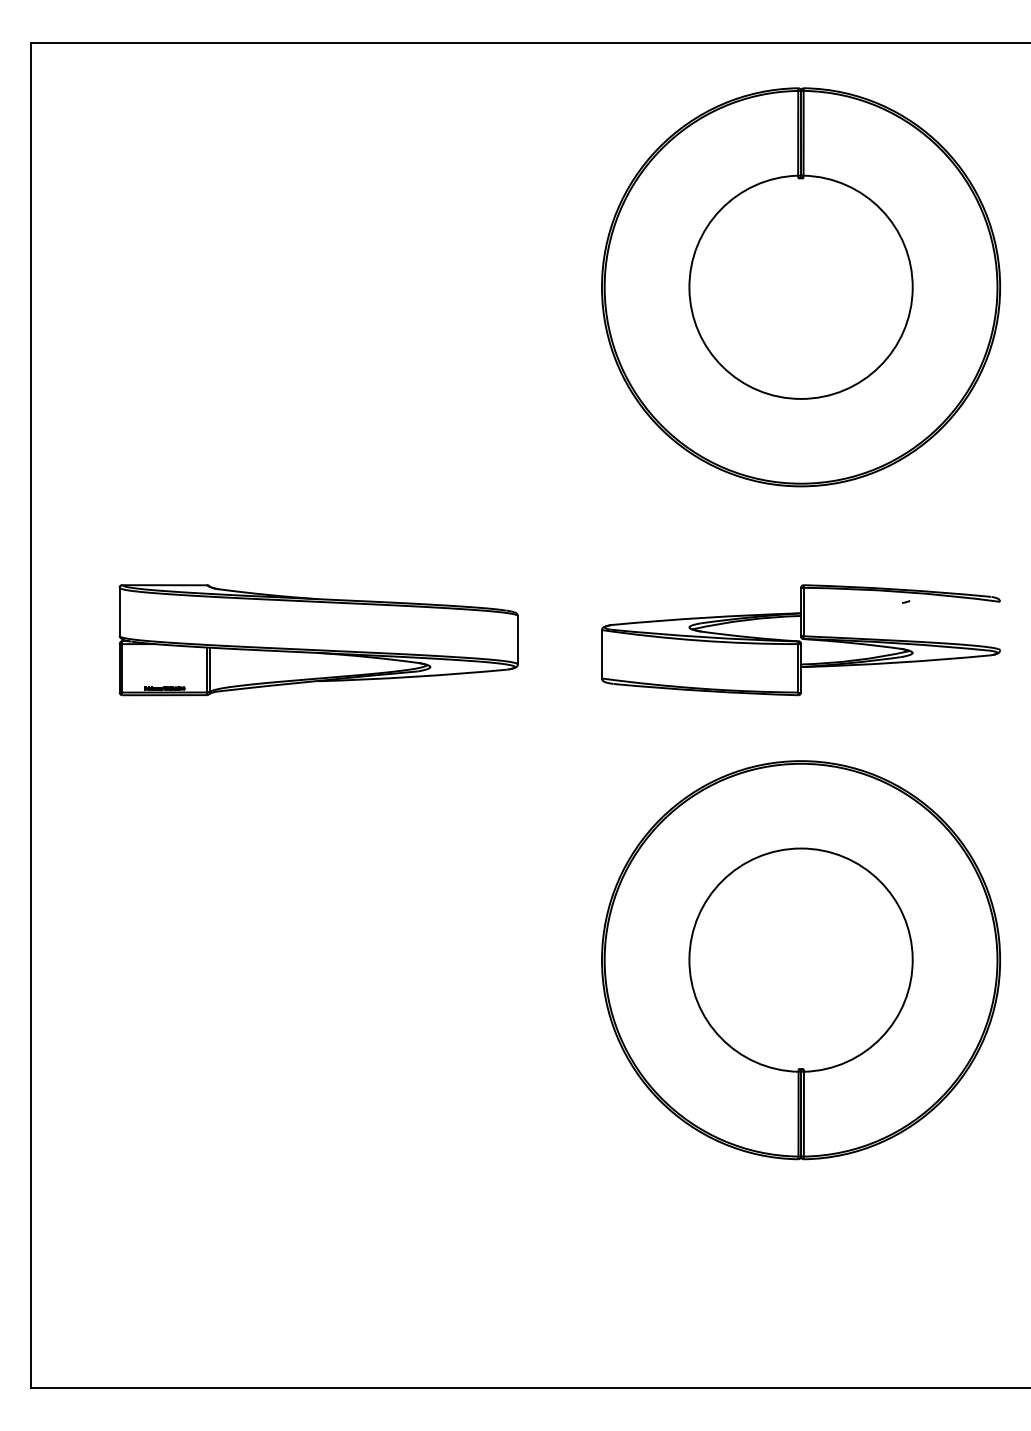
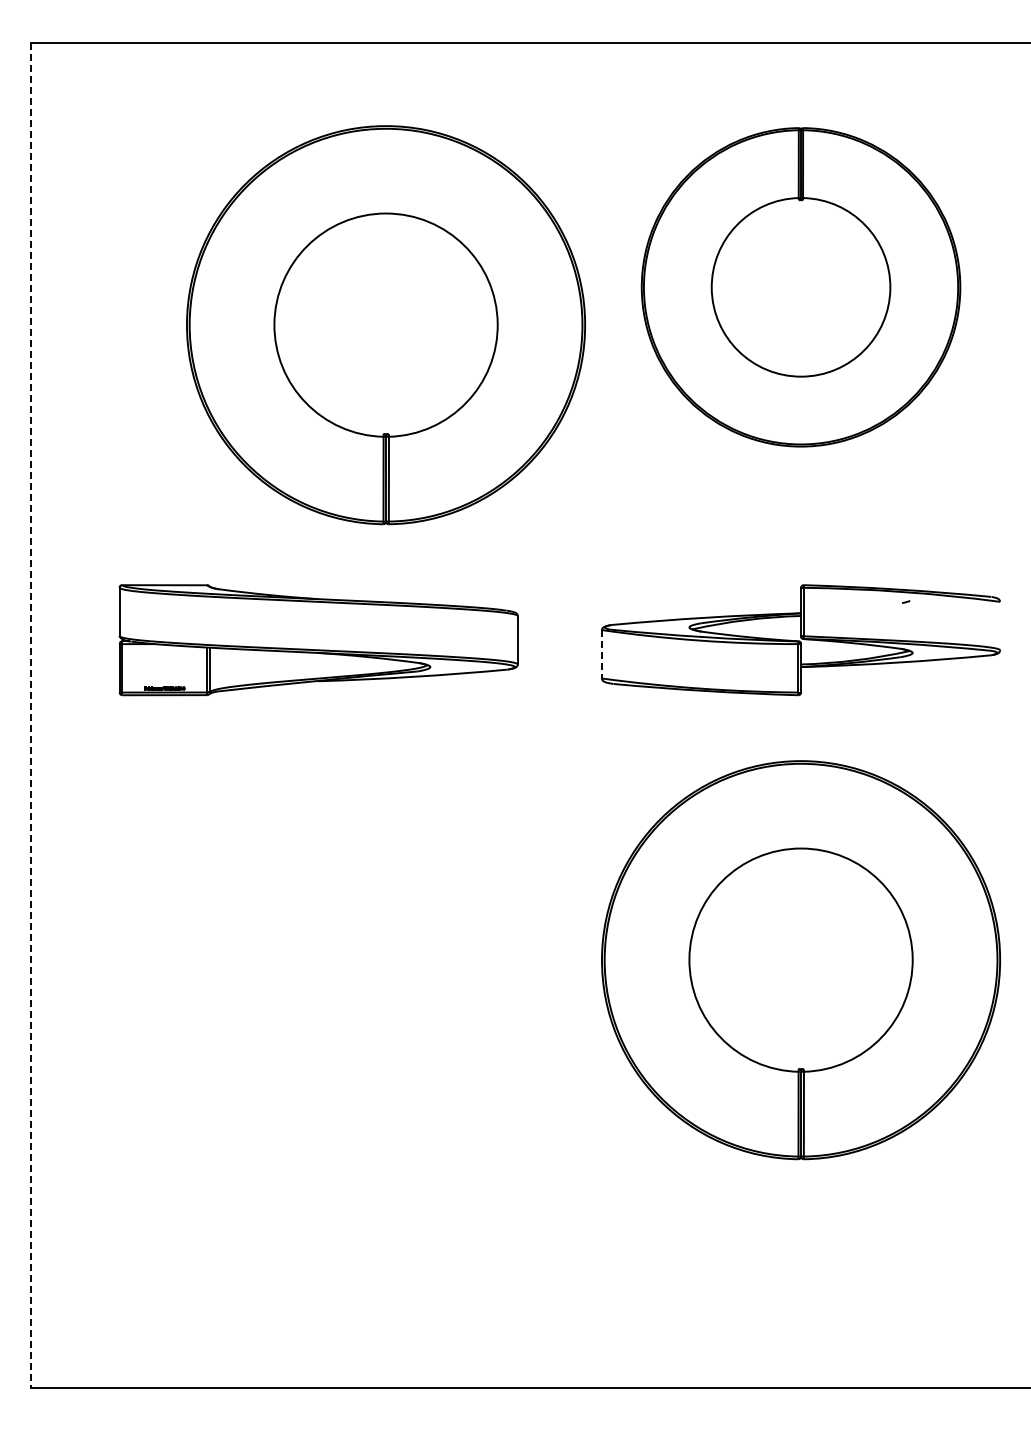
part size: 400x401 px -> 322x321 px (800, 287)
part: none -> present (385, 325)
line: solid -> dashed (601, 654)
line: solid -> dashed (30, 715)
